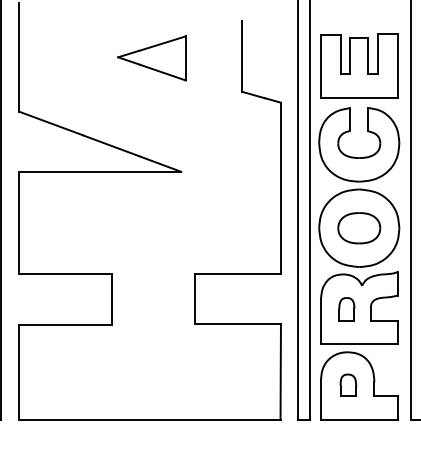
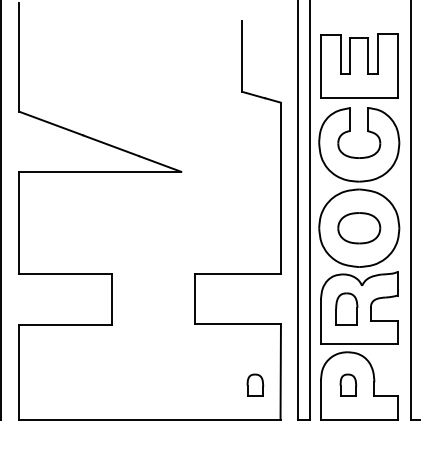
part: present -> none (151, 58)
part size: 18x25 px -> 24x34 px (346, 308)
part: none -> present (255, 384)
